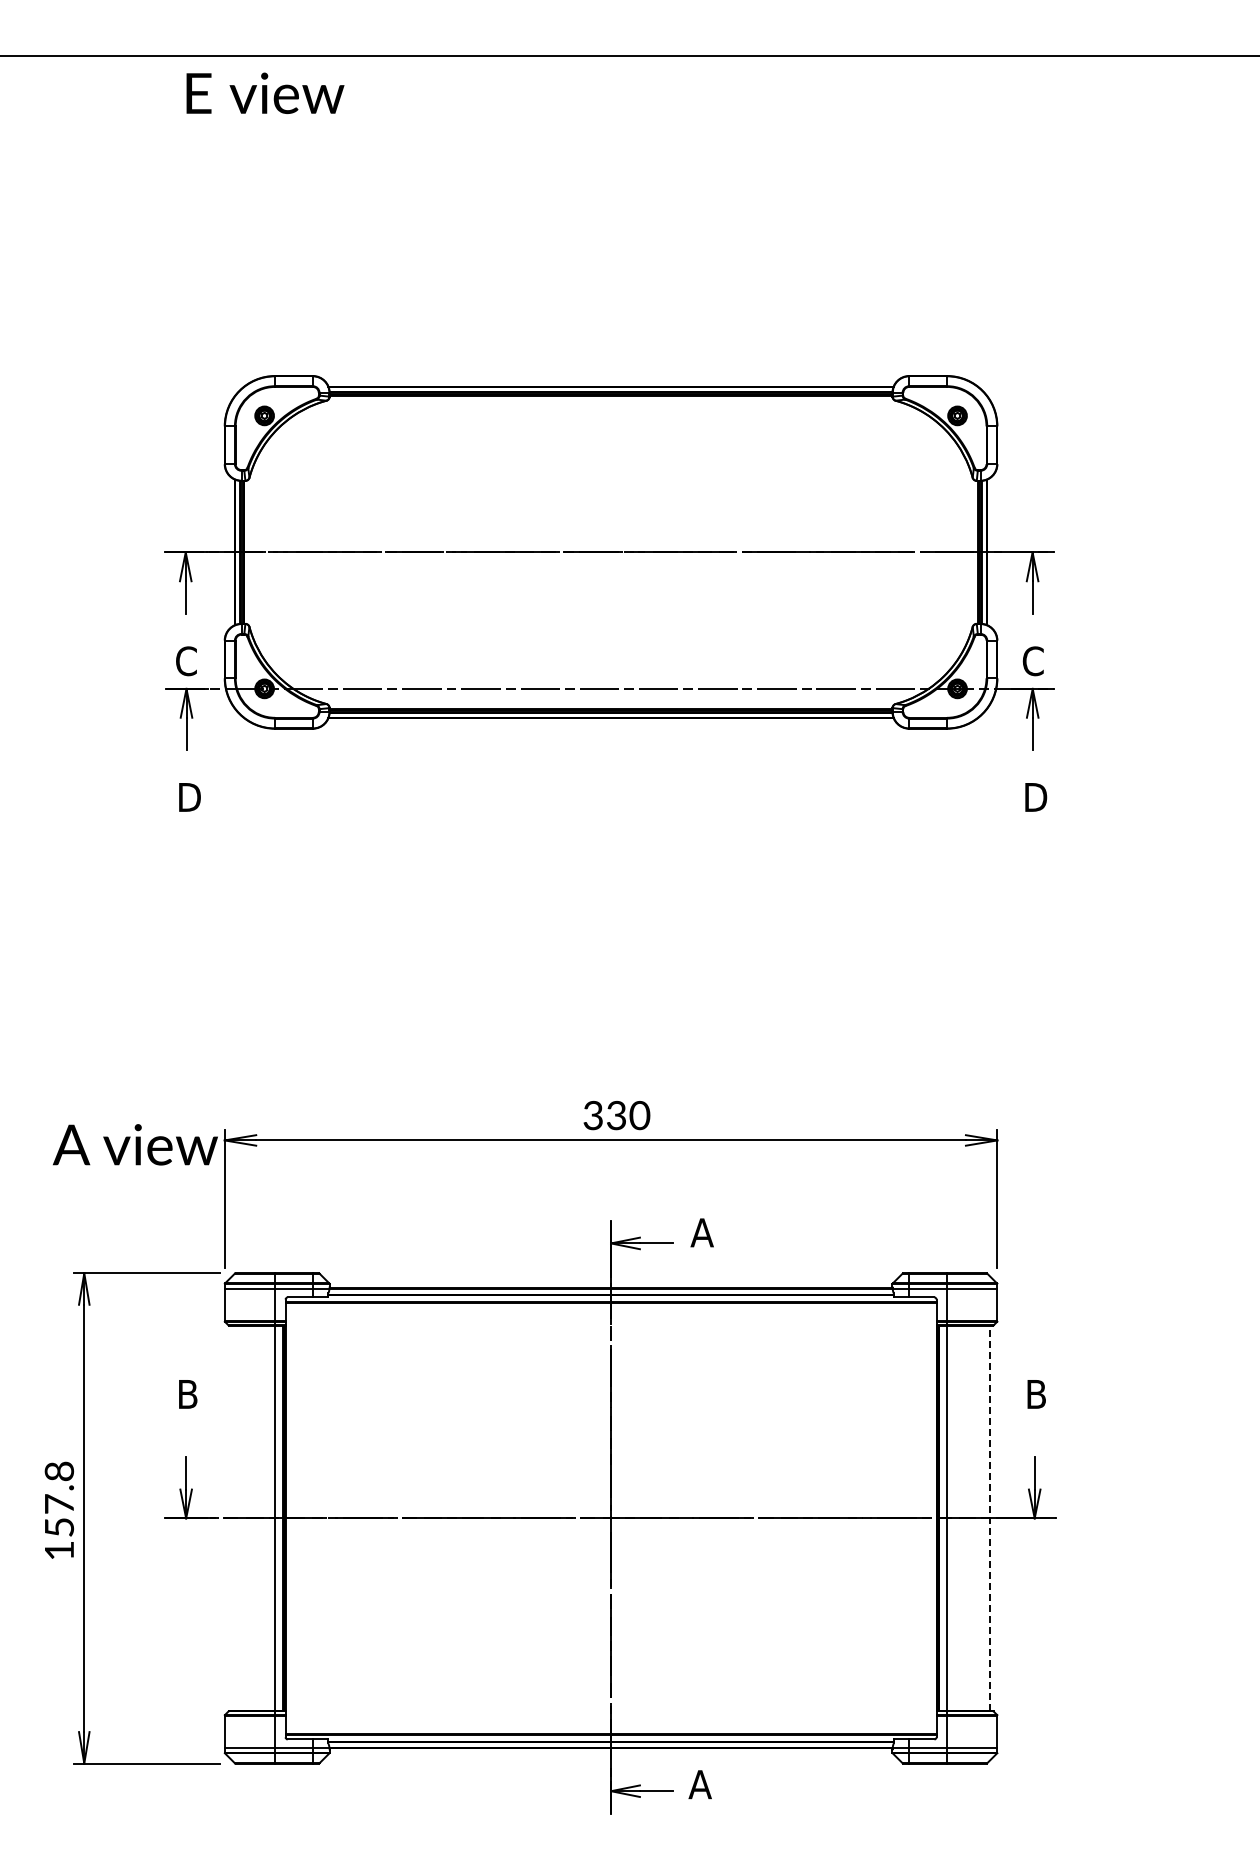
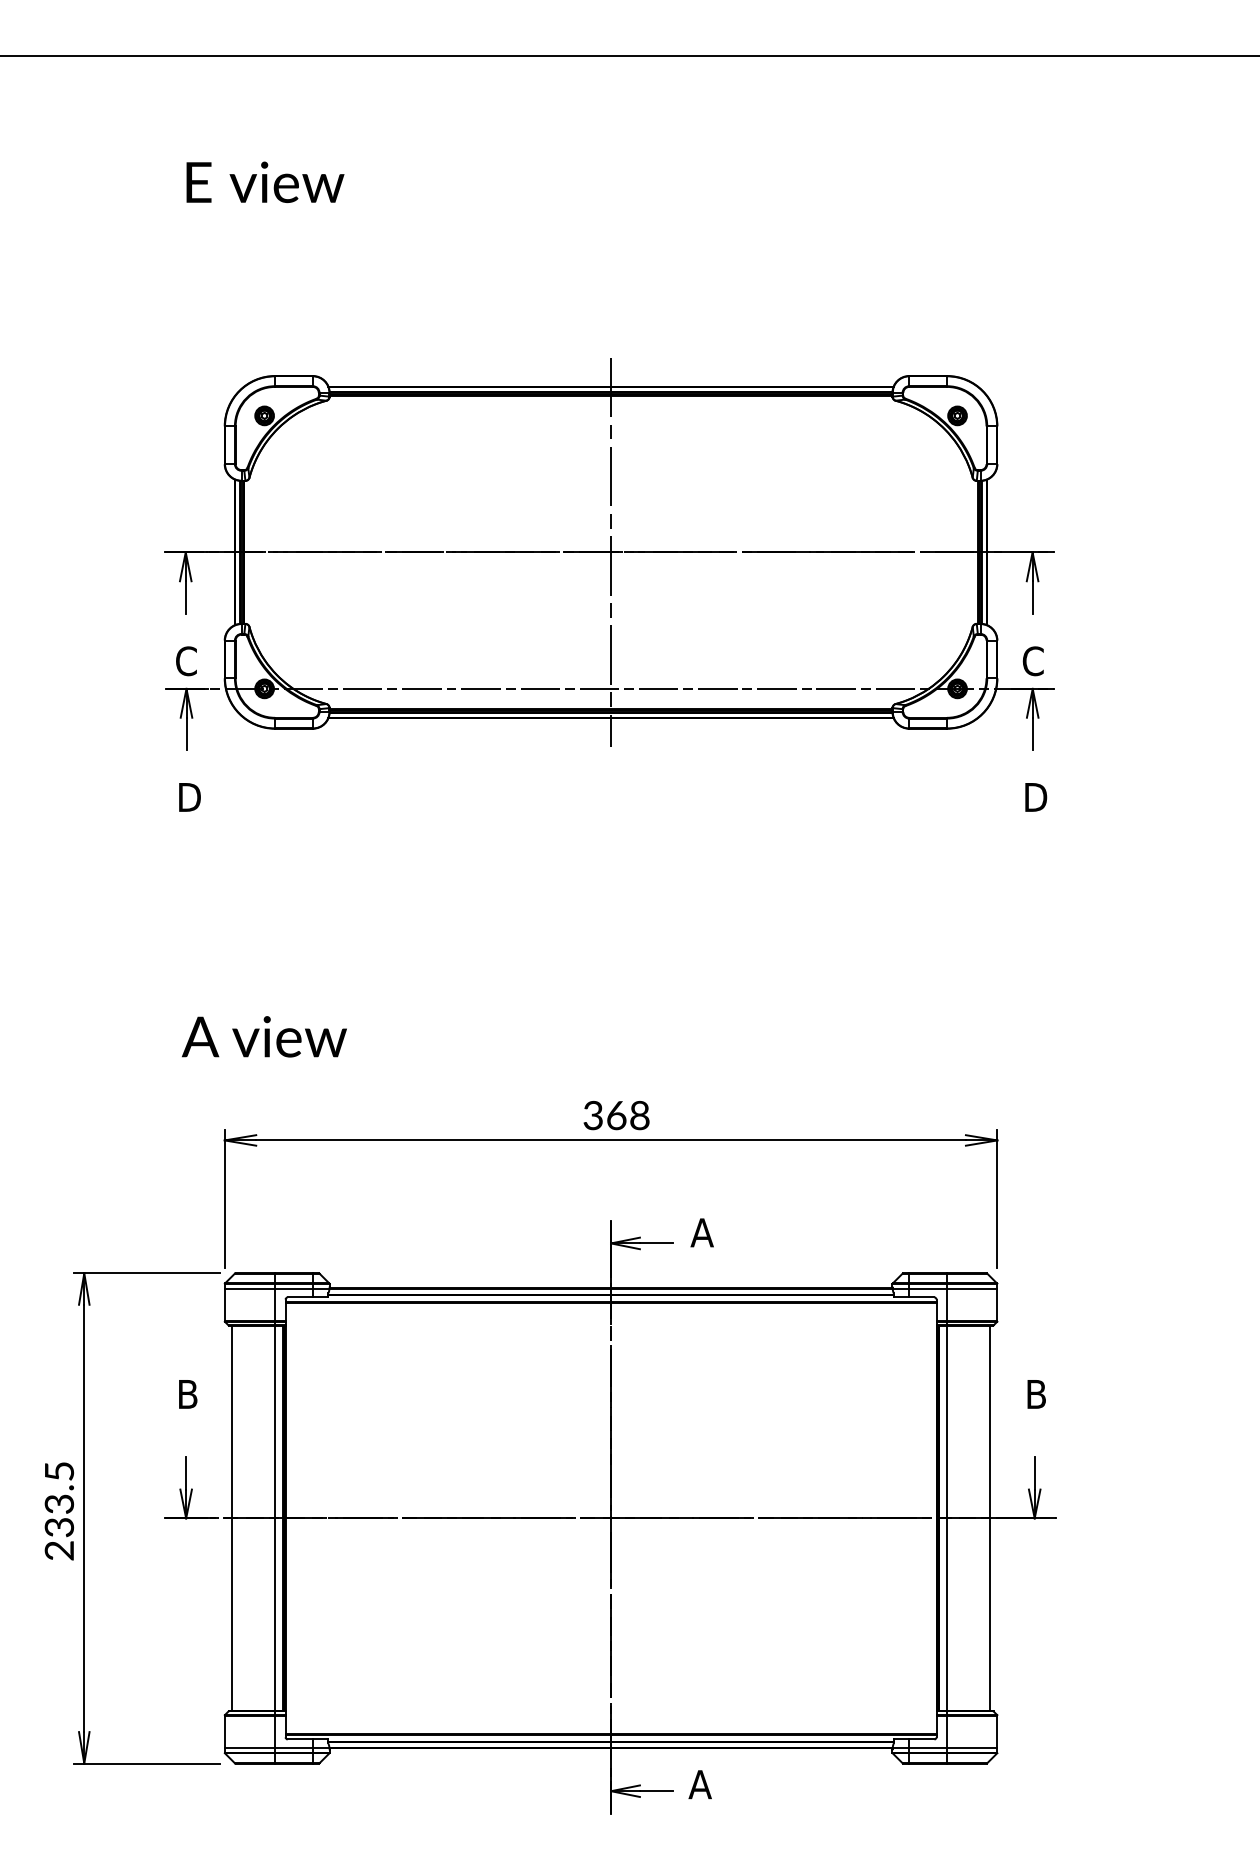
text position: (265, 92) -> (265, 181) (265, 181)
line: none -> present (611, 552)
text: 330 -> 368 (628, 1114)
text position: (135, 1144) -> (264, 1036) (264, 1036)
text: 157.8 -> 233.5 (59, 1510)
line: none -> present (232, 1518)
line: dashed -> solid (990, 1518)
